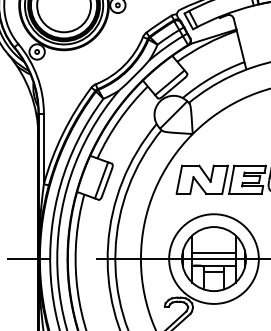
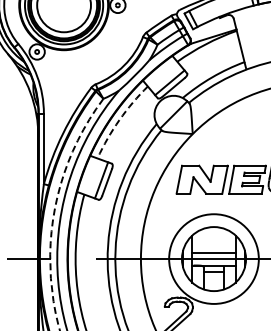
arc: solid -> dashed (119, 120)
arc: solid -> dashed (54, 209)
